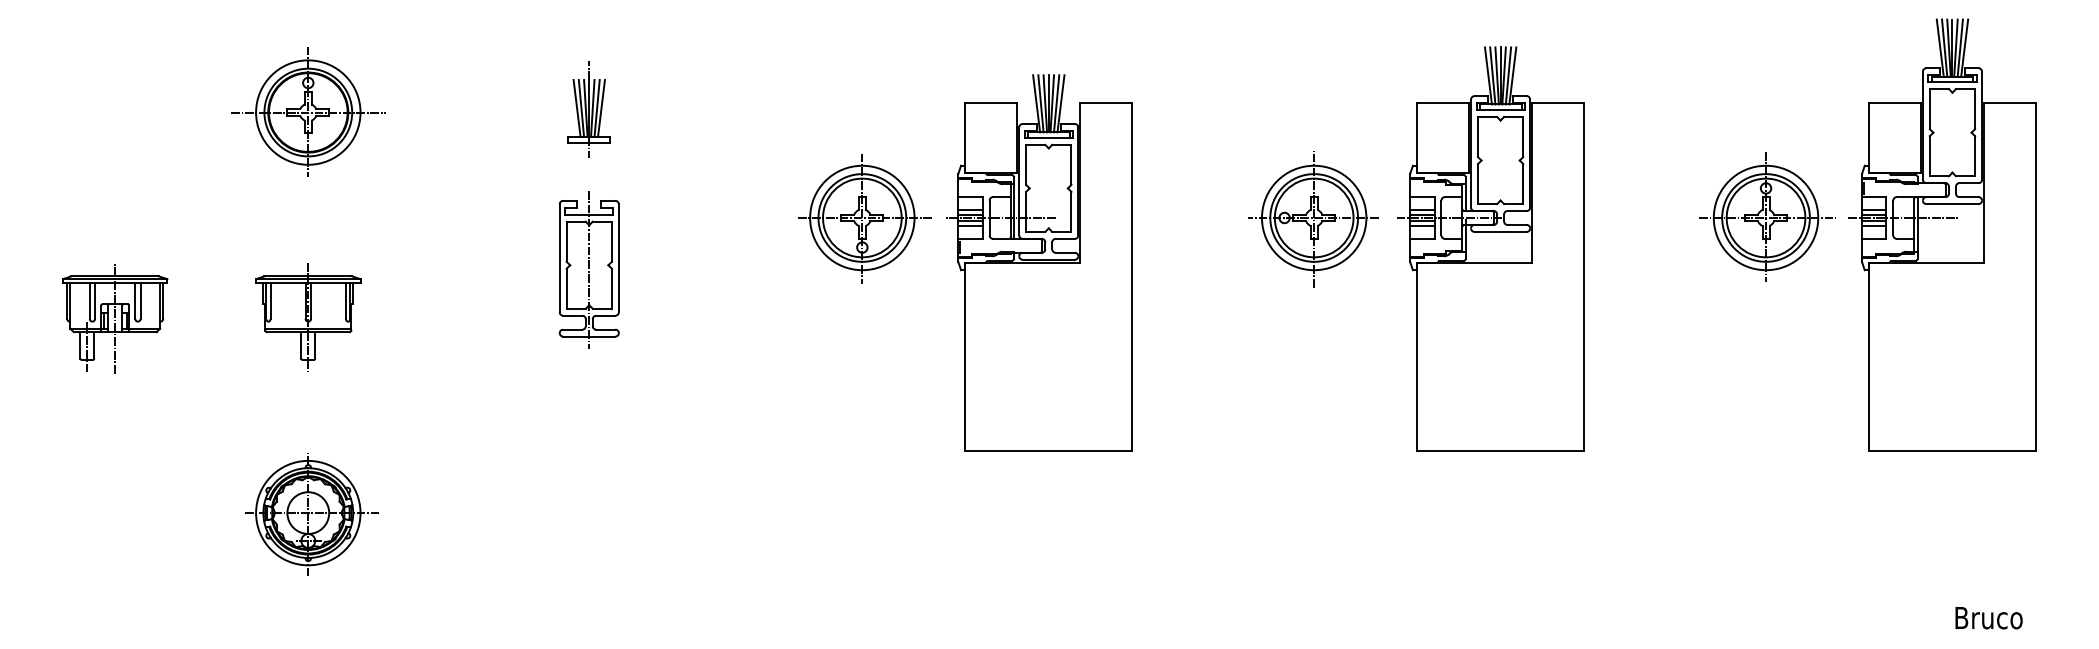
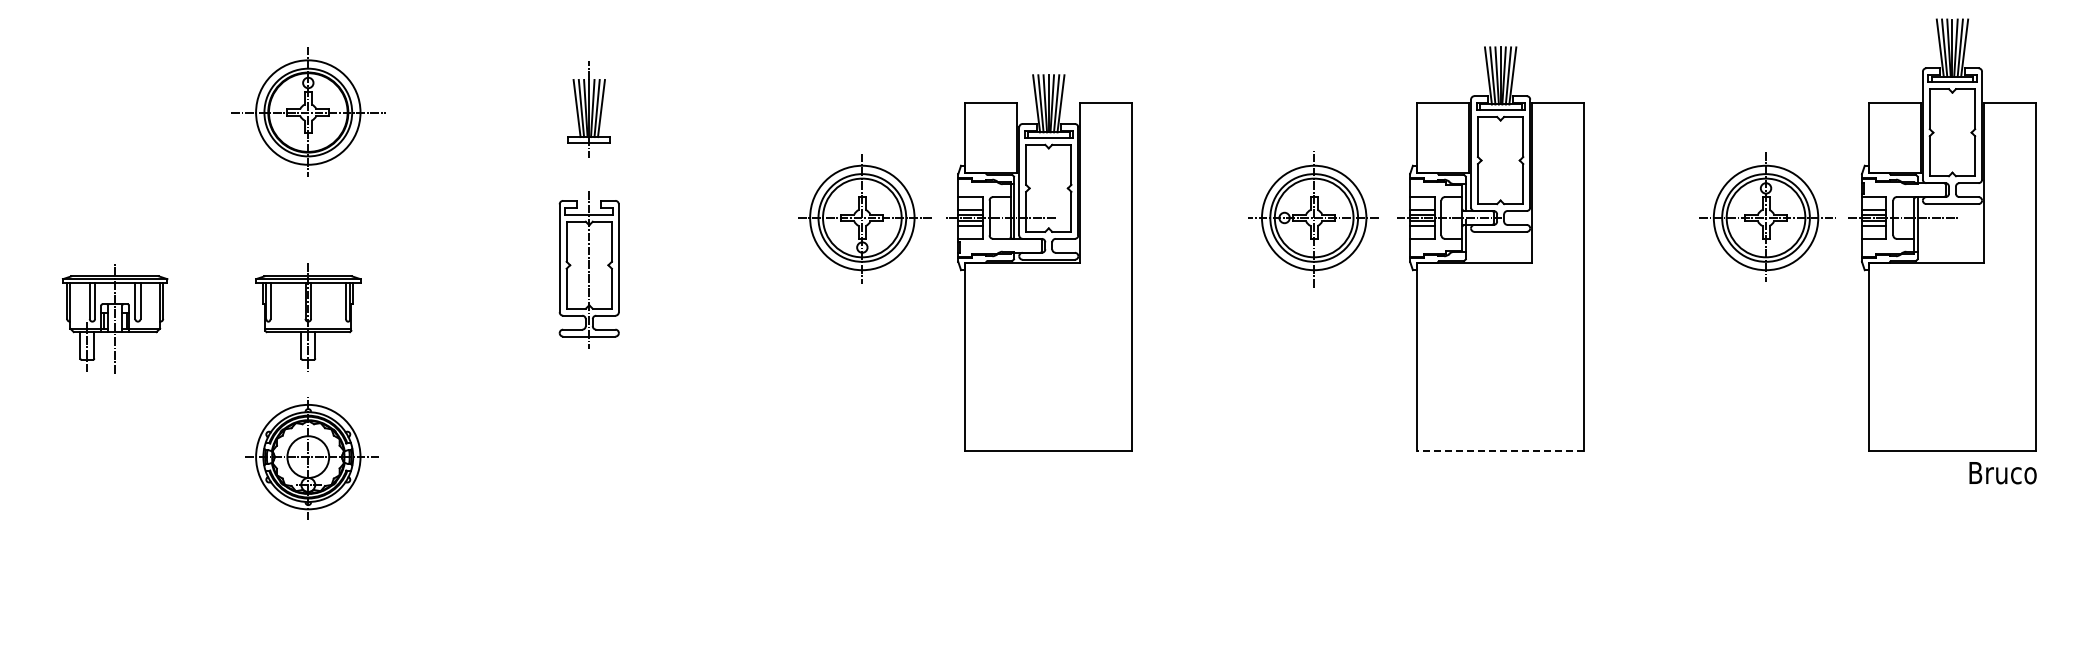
line: solid -> dashed (1500, 451)
part position: (311, 514) -> (311, 458) (311, 458)
text position: (1988, 618) -> (2002, 473) (2002, 473)
